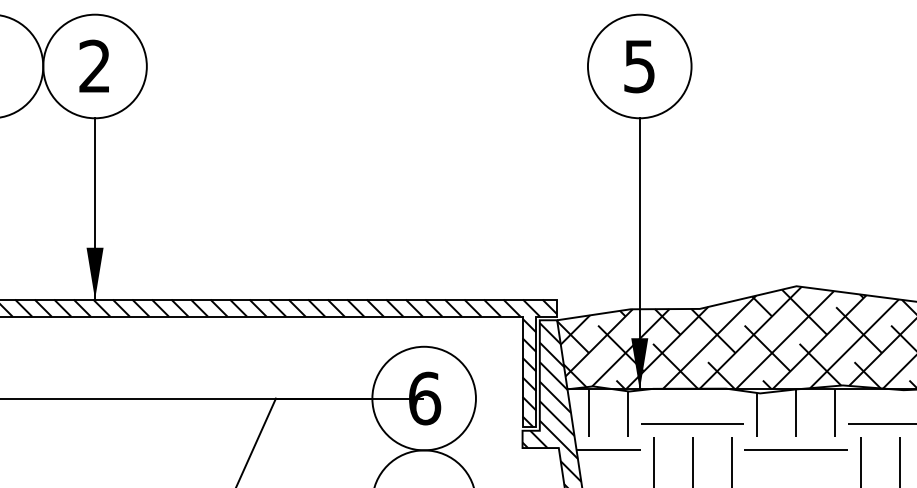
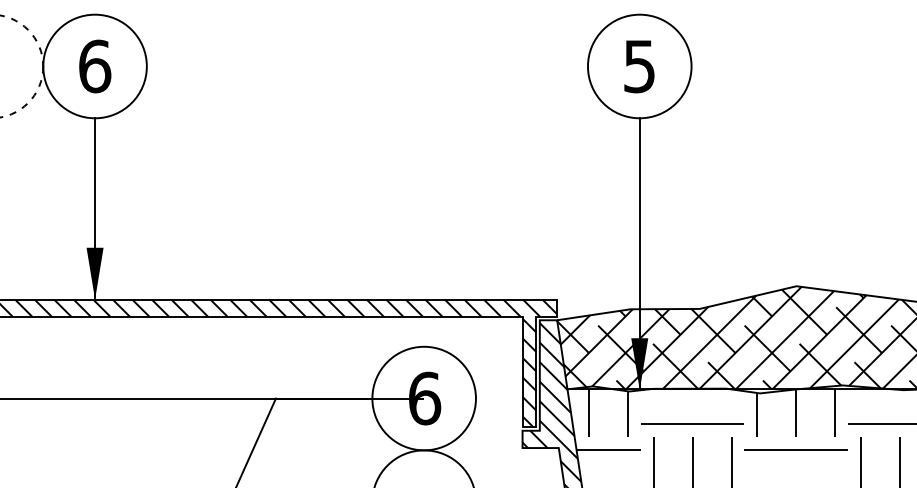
circle: solid -> dashed (21, 66)
text: 2 -> 6 (95, 66)
